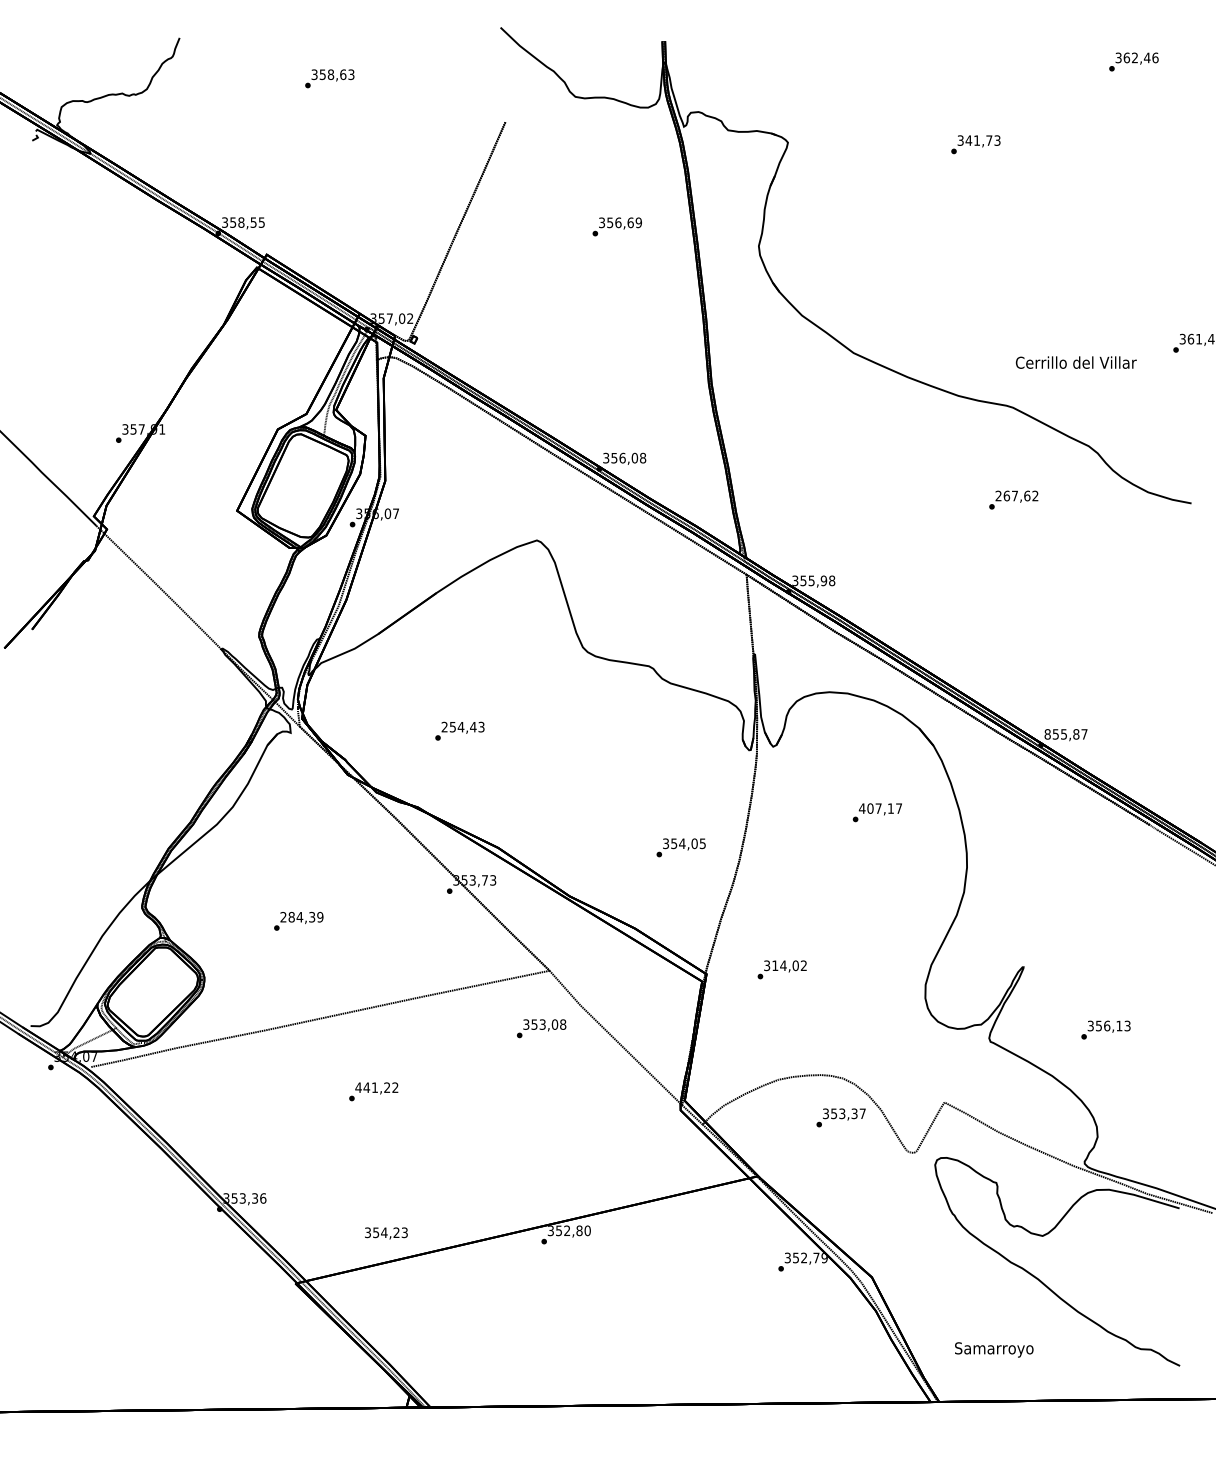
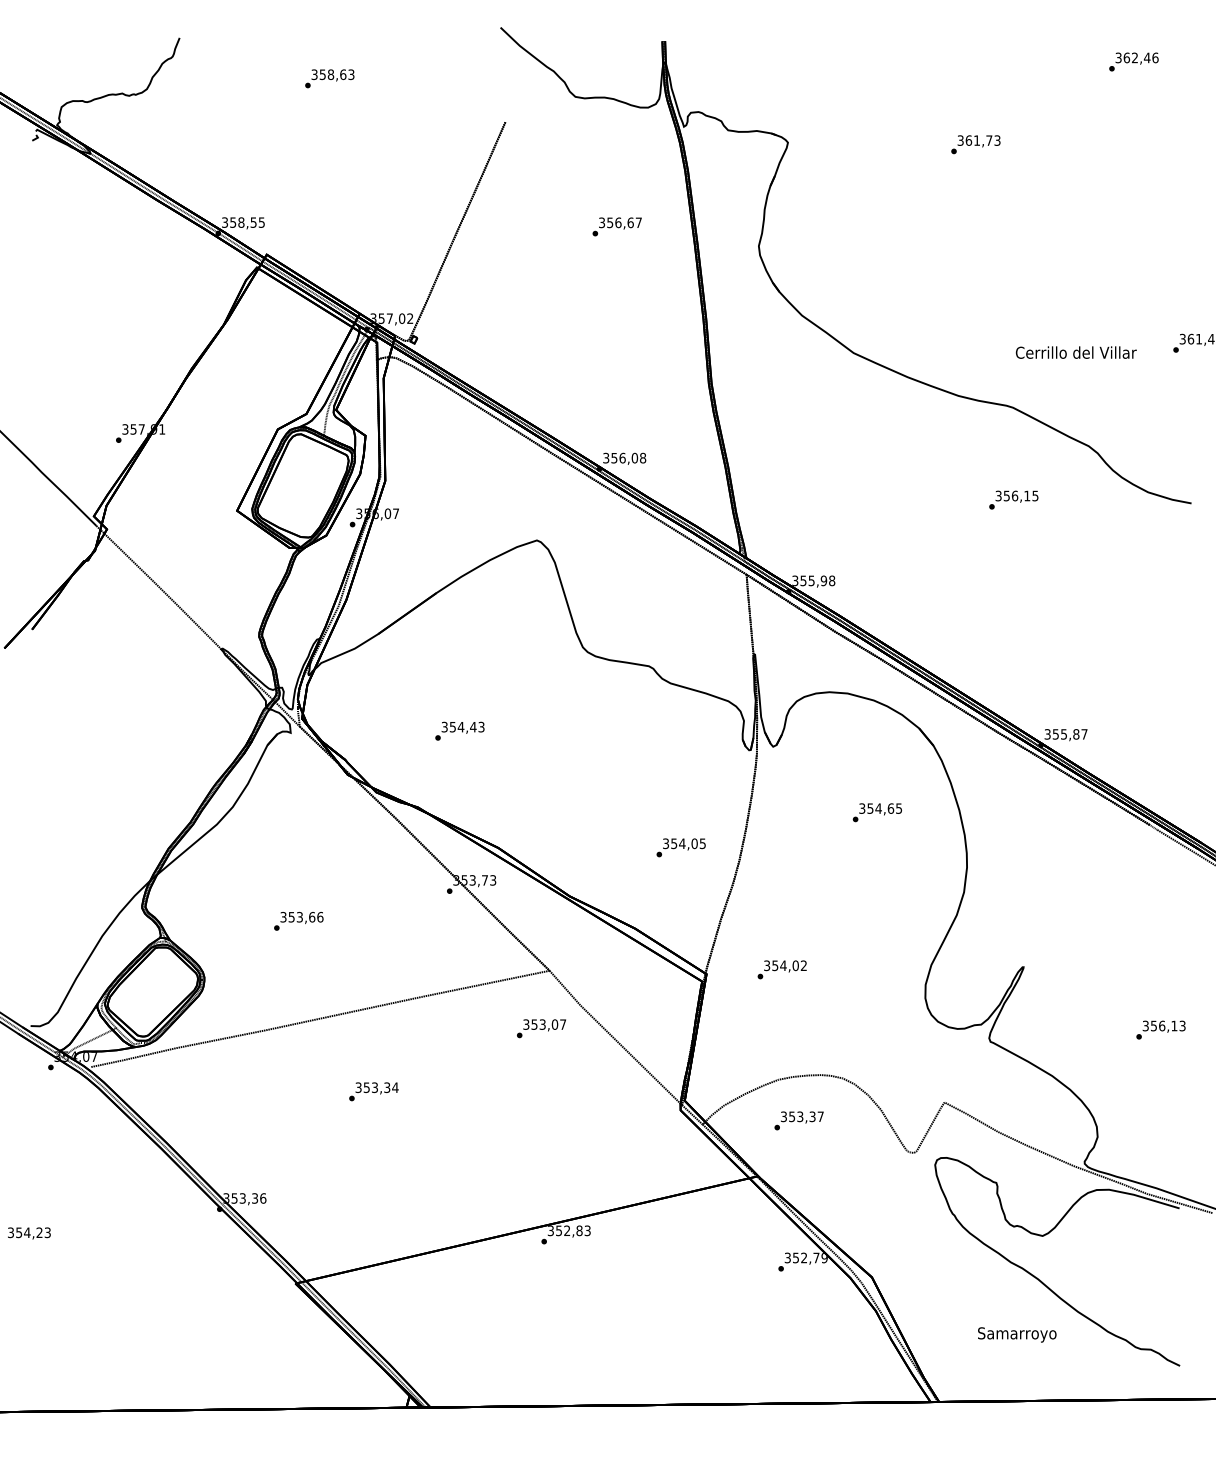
text: 341,73 -> 361,73 (968, 140)
text: 356,69 -> 356,67 (638, 222)
text position: (1075, 362) -> (1075, 352) (1075, 352)
text: 267,62 -> 356,15 (1016, 495)
text: 254,43 -> 354,43 (444, 727)
text: 855,87 -> 355,87 (1047, 734)
text: 407,17 -> 354,65 (880, 808)
text: 284,39 -> 353,66 (301, 916)
text: 314,02 -> 354,02 (775, 965)
text: 353,08 -> 353,07 (563, 1024)
text position: (1105, 1029) -> (1160, 1029) (1160, 1029)
text: 441,22 -> 353,34 (376, 1087)
text position: (840, 1117) -> (798, 1120) (798, 1120)
text: 352,80 -> 352,83 (587, 1230)
text position: (386, 1233) -> (29, 1233) (29, 1233)
text position: (994, 1349) -> (1017, 1334) (1017, 1334)
